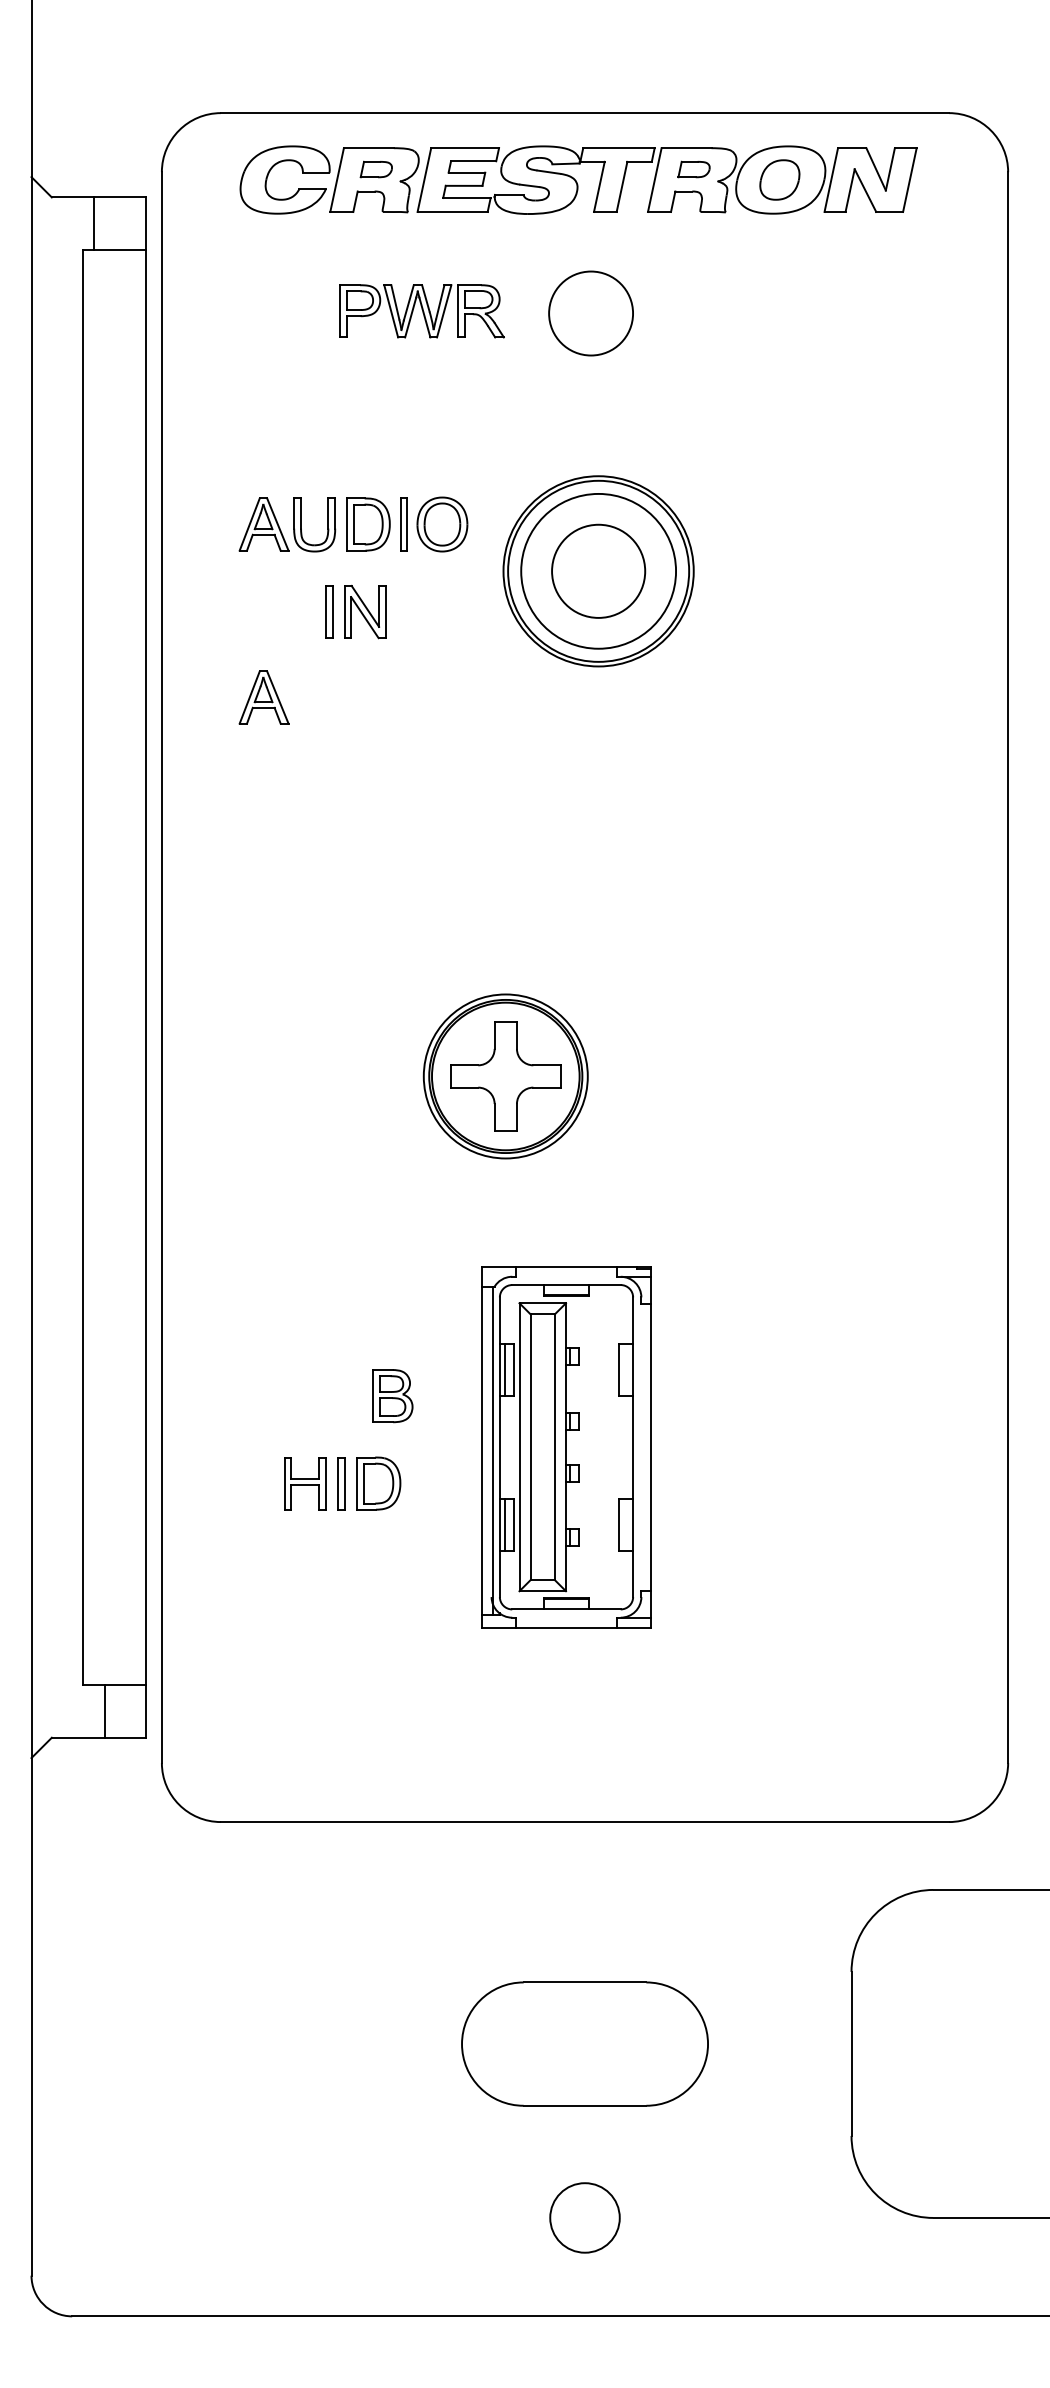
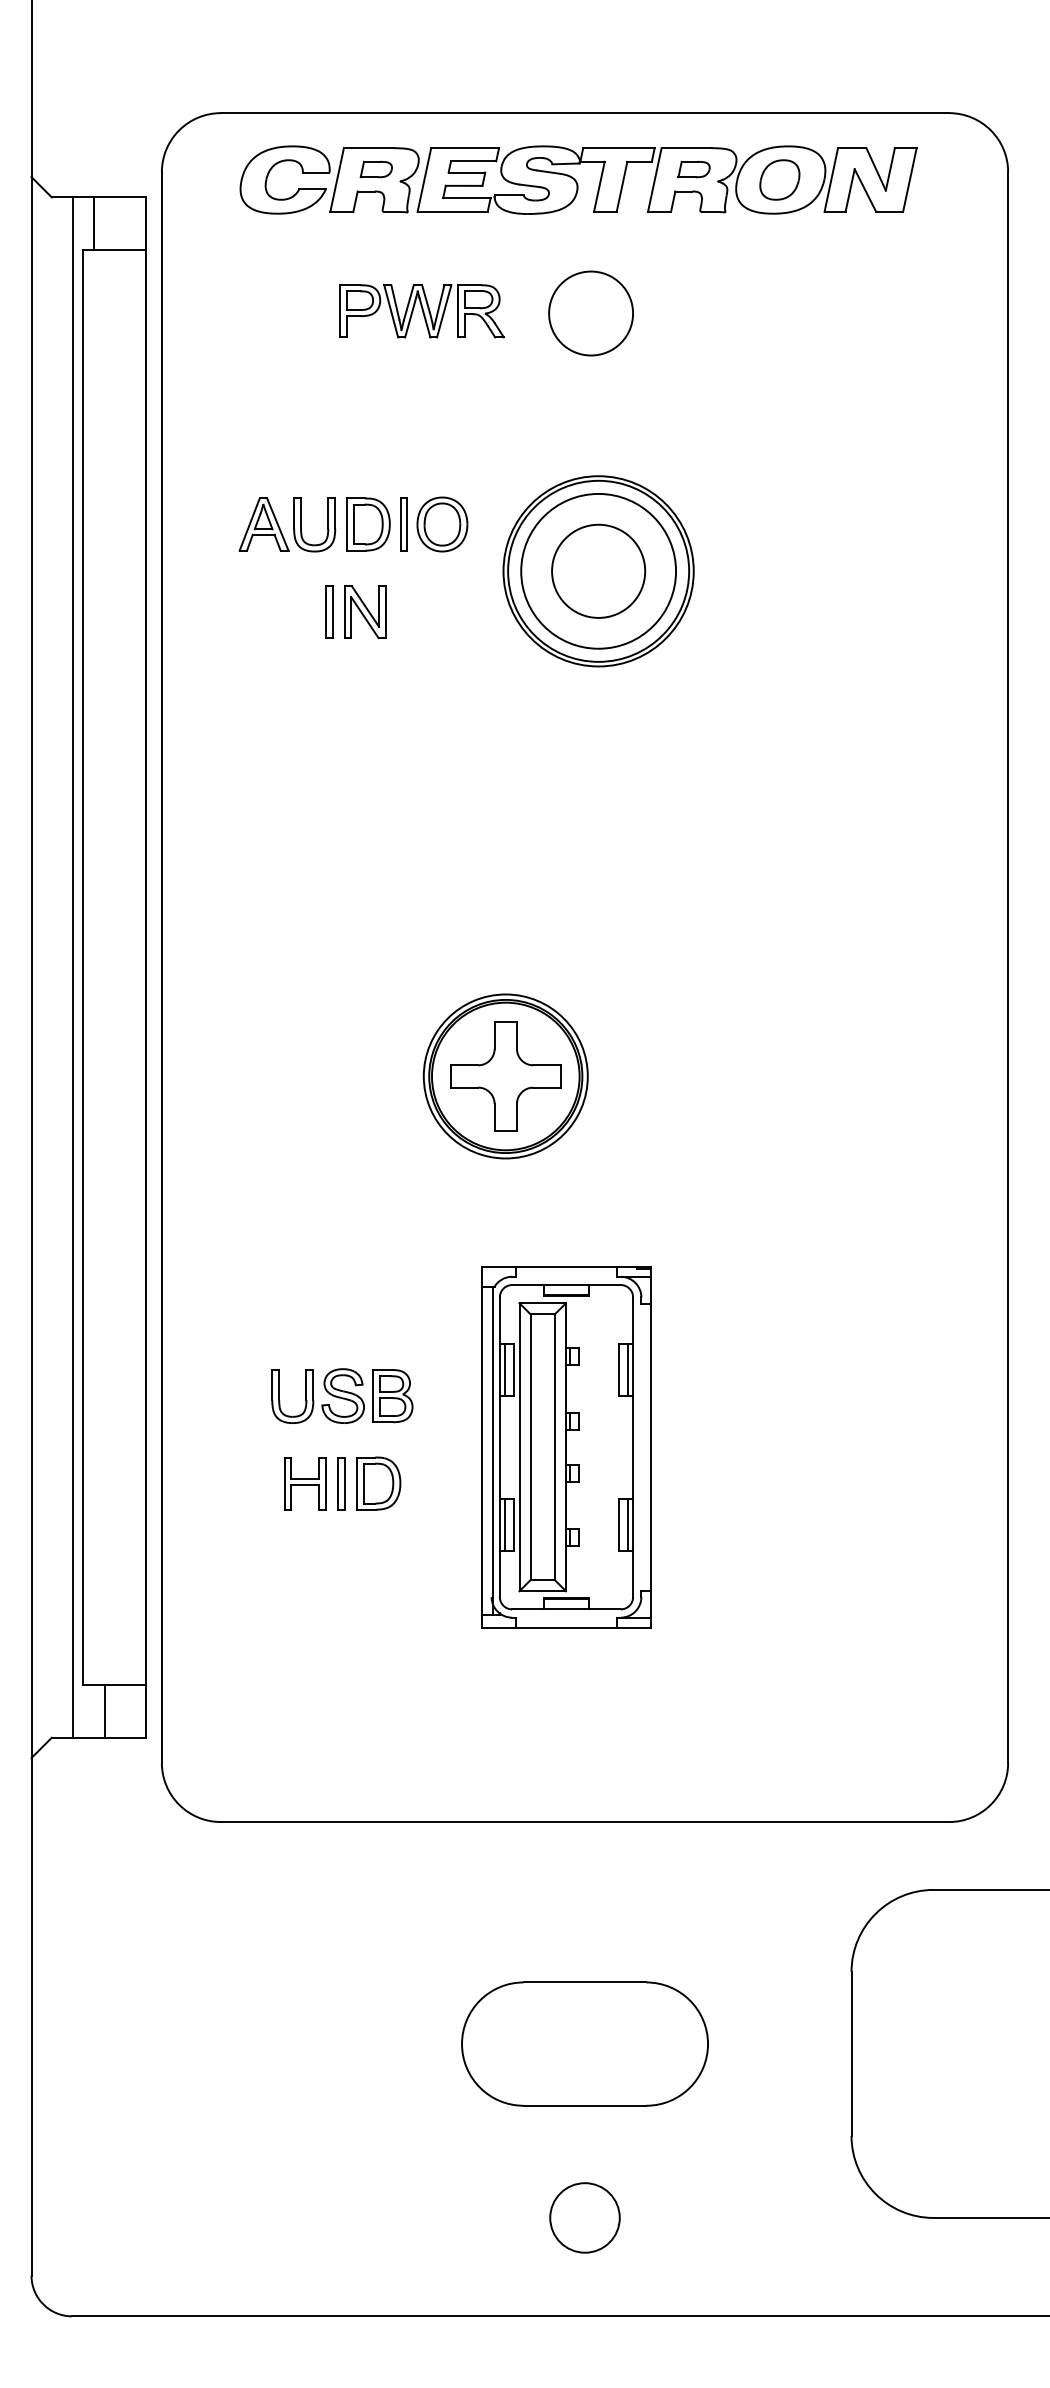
part: present -> none (263, 697)
line: none -> present (73, 967)
line: none -> present (627, 1369)
part: none -> present (317, 1395)
line: none -> present (627, 1524)
